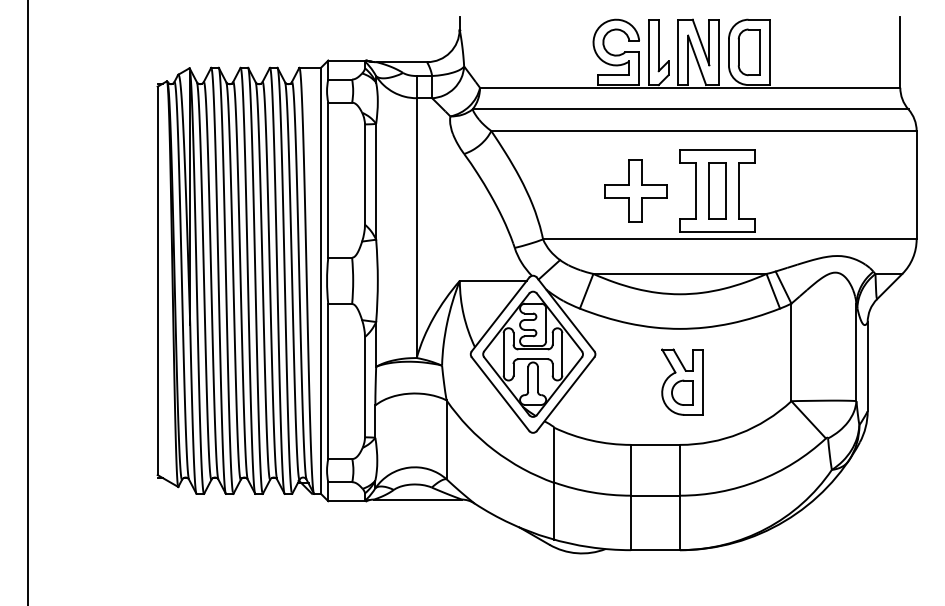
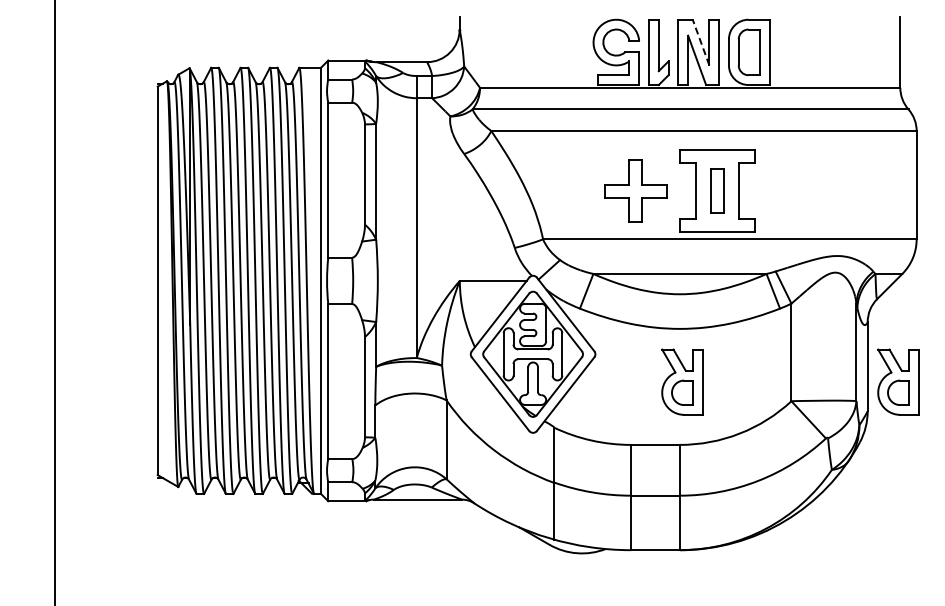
line: solid -> dashed (700, 42)
part size: 19x58 px -> 15x46 px (717, 190)
line position: (28, 302) -> (55, 302) (55, 302)
part: none -> present (898, 381)
